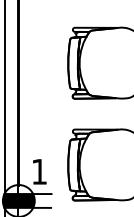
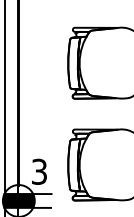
text: 1 -> 3 (39, 171)
